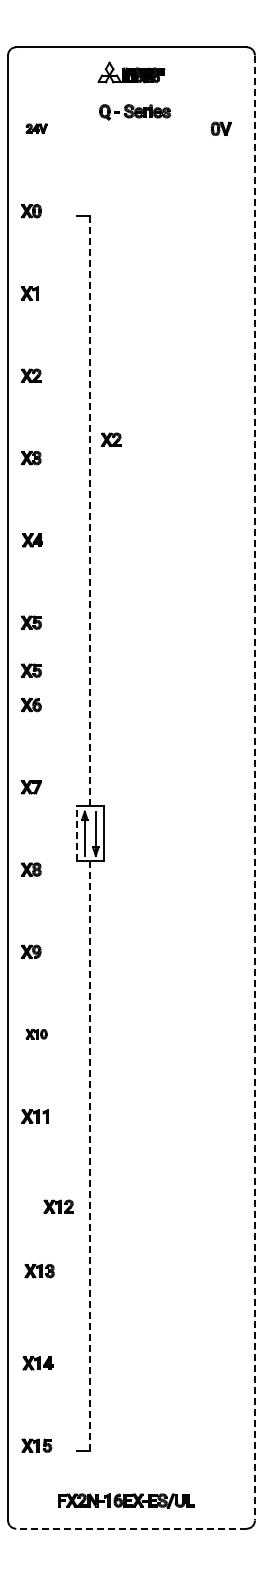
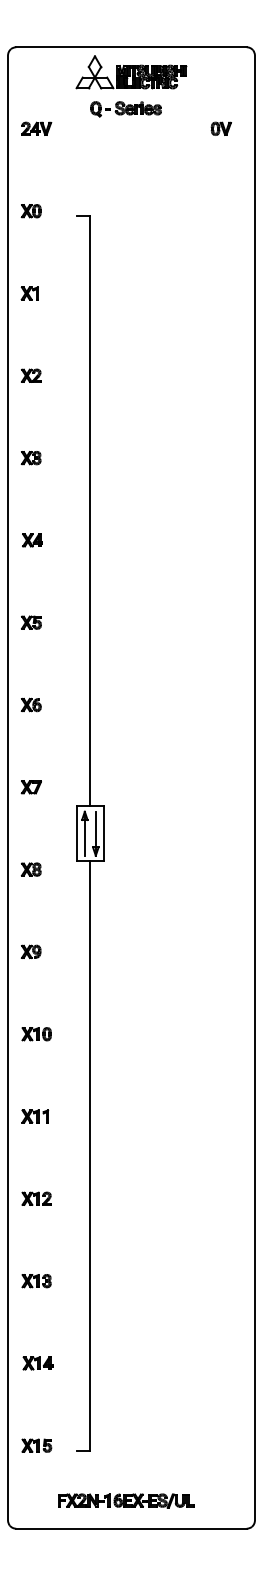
part size: 69x23 px -> 113x35 px (131, 72)
part position: (134, 112) -> (125, 109) (125, 109)
part size: 23x11 px -> 32x15 px (36, 128)
part: present -> none (111, 439)
line: dashed -> solid (90, 511)
part: present -> none (31, 670)
line: dashed -> solid (254, 788)
line: dashed -> solid (76, 833)
part size: 23x11 px -> 31x15 px (36, 1034)
line: dashed -> solid (90, 1156)
part position: (58, 1206) -> (36, 1198) (36, 1198)
part position: (39, 1271) -> (36, 1281) (36, 1281)
line: dashed -> solid (130, 1528)
